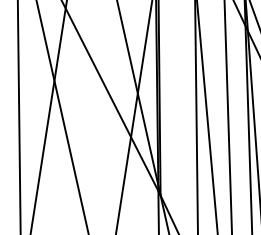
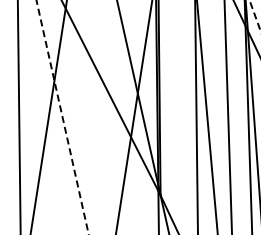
line: solid -> dashed (255, 16)
line: solid -> dashed (62, 117)
